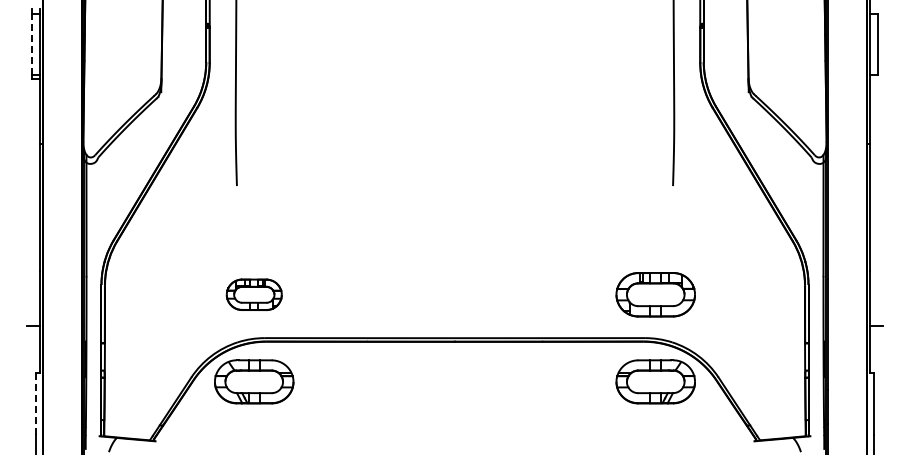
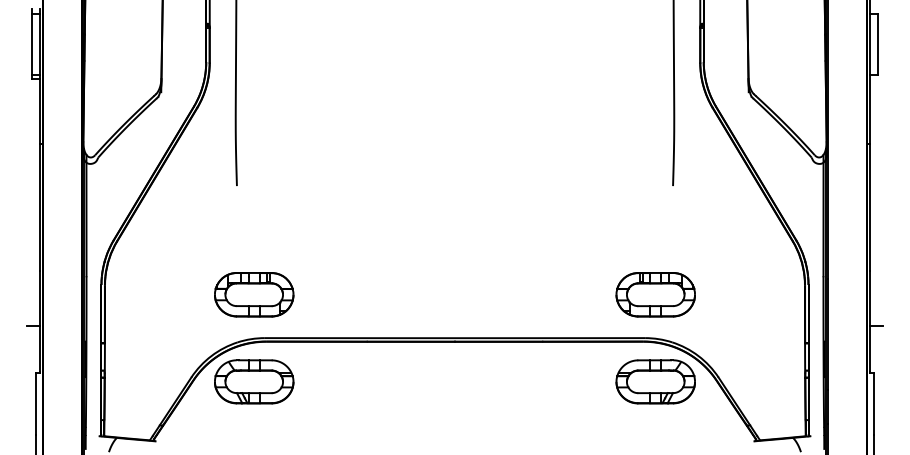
line: dashed -> solid (31, 44)
part size: 58x33 px -> 81x46 px (254, 294)
line: dashed -> solid (36, 404)
